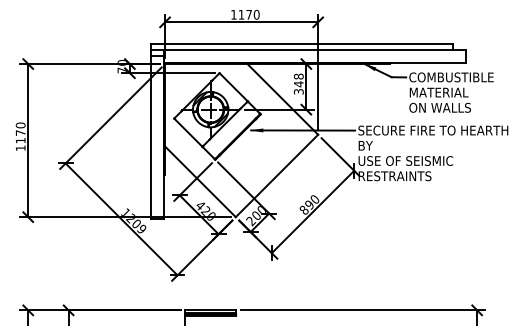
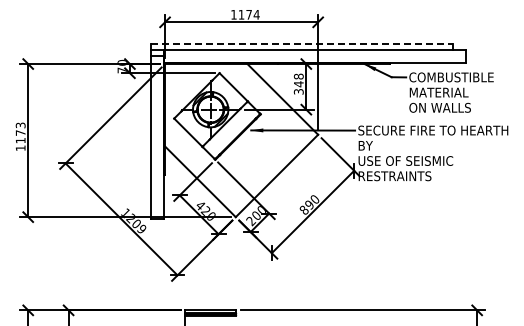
text: 1170 -> 1174 (256, 14)
line: solid -> dashed (301, 43)
text: 1170 -> 1173 (20, 125)
